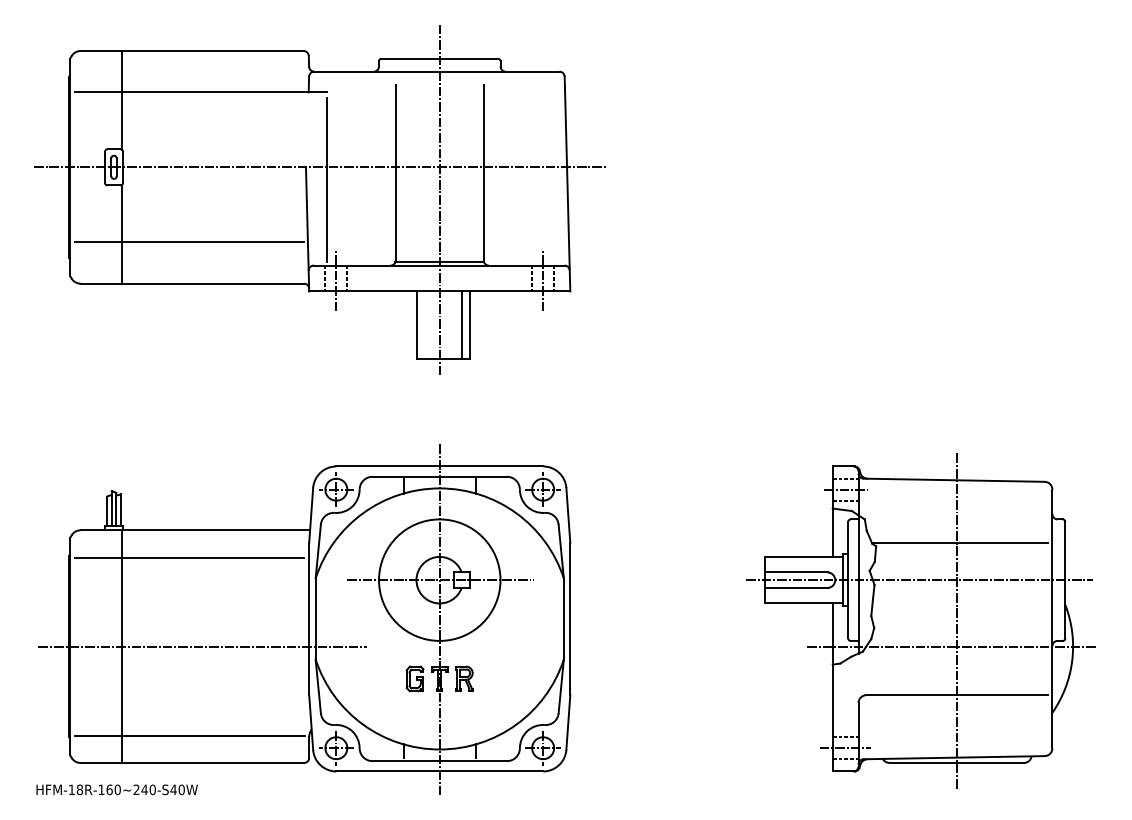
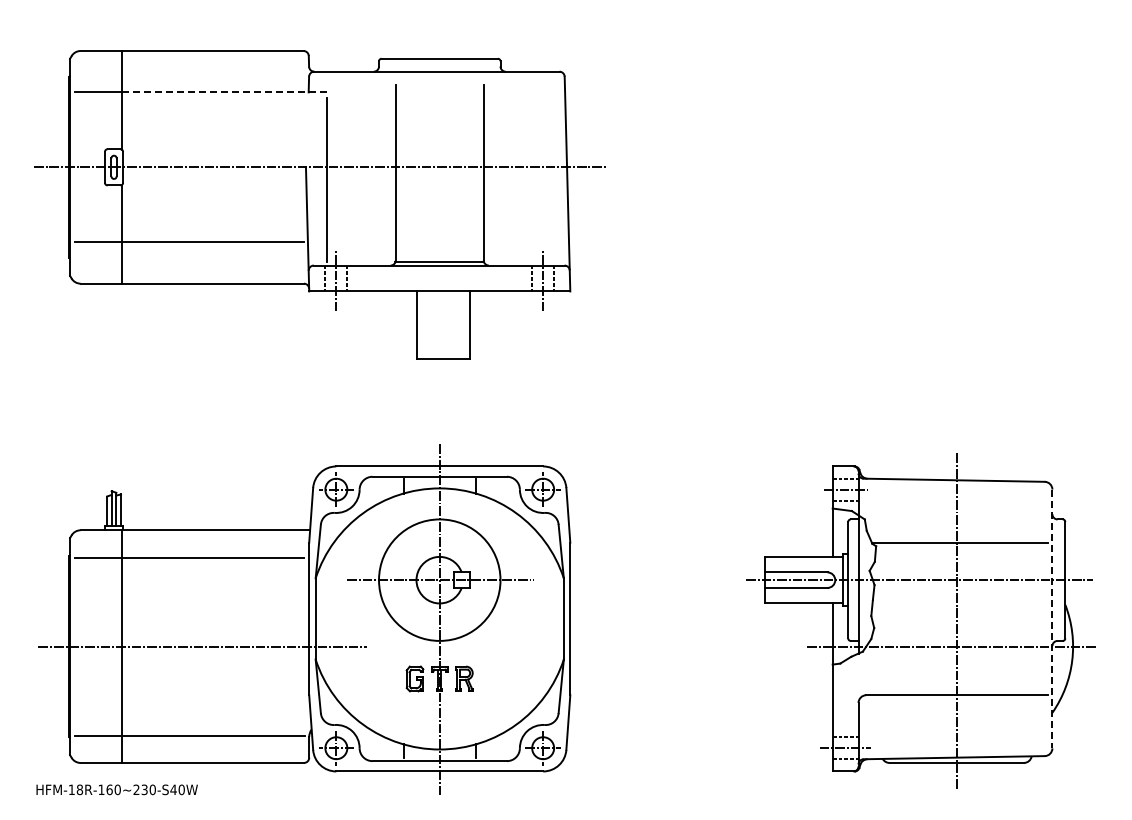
line: solid -> dashed (224, 92)
line: present -> none (439, 199)
line: present -> none (461, 324)
line: solid -> dashed (1052, 619)
text: HFM-18R-160~240-S40W -> HFM-18R-160~230-S40W (144, 789)
